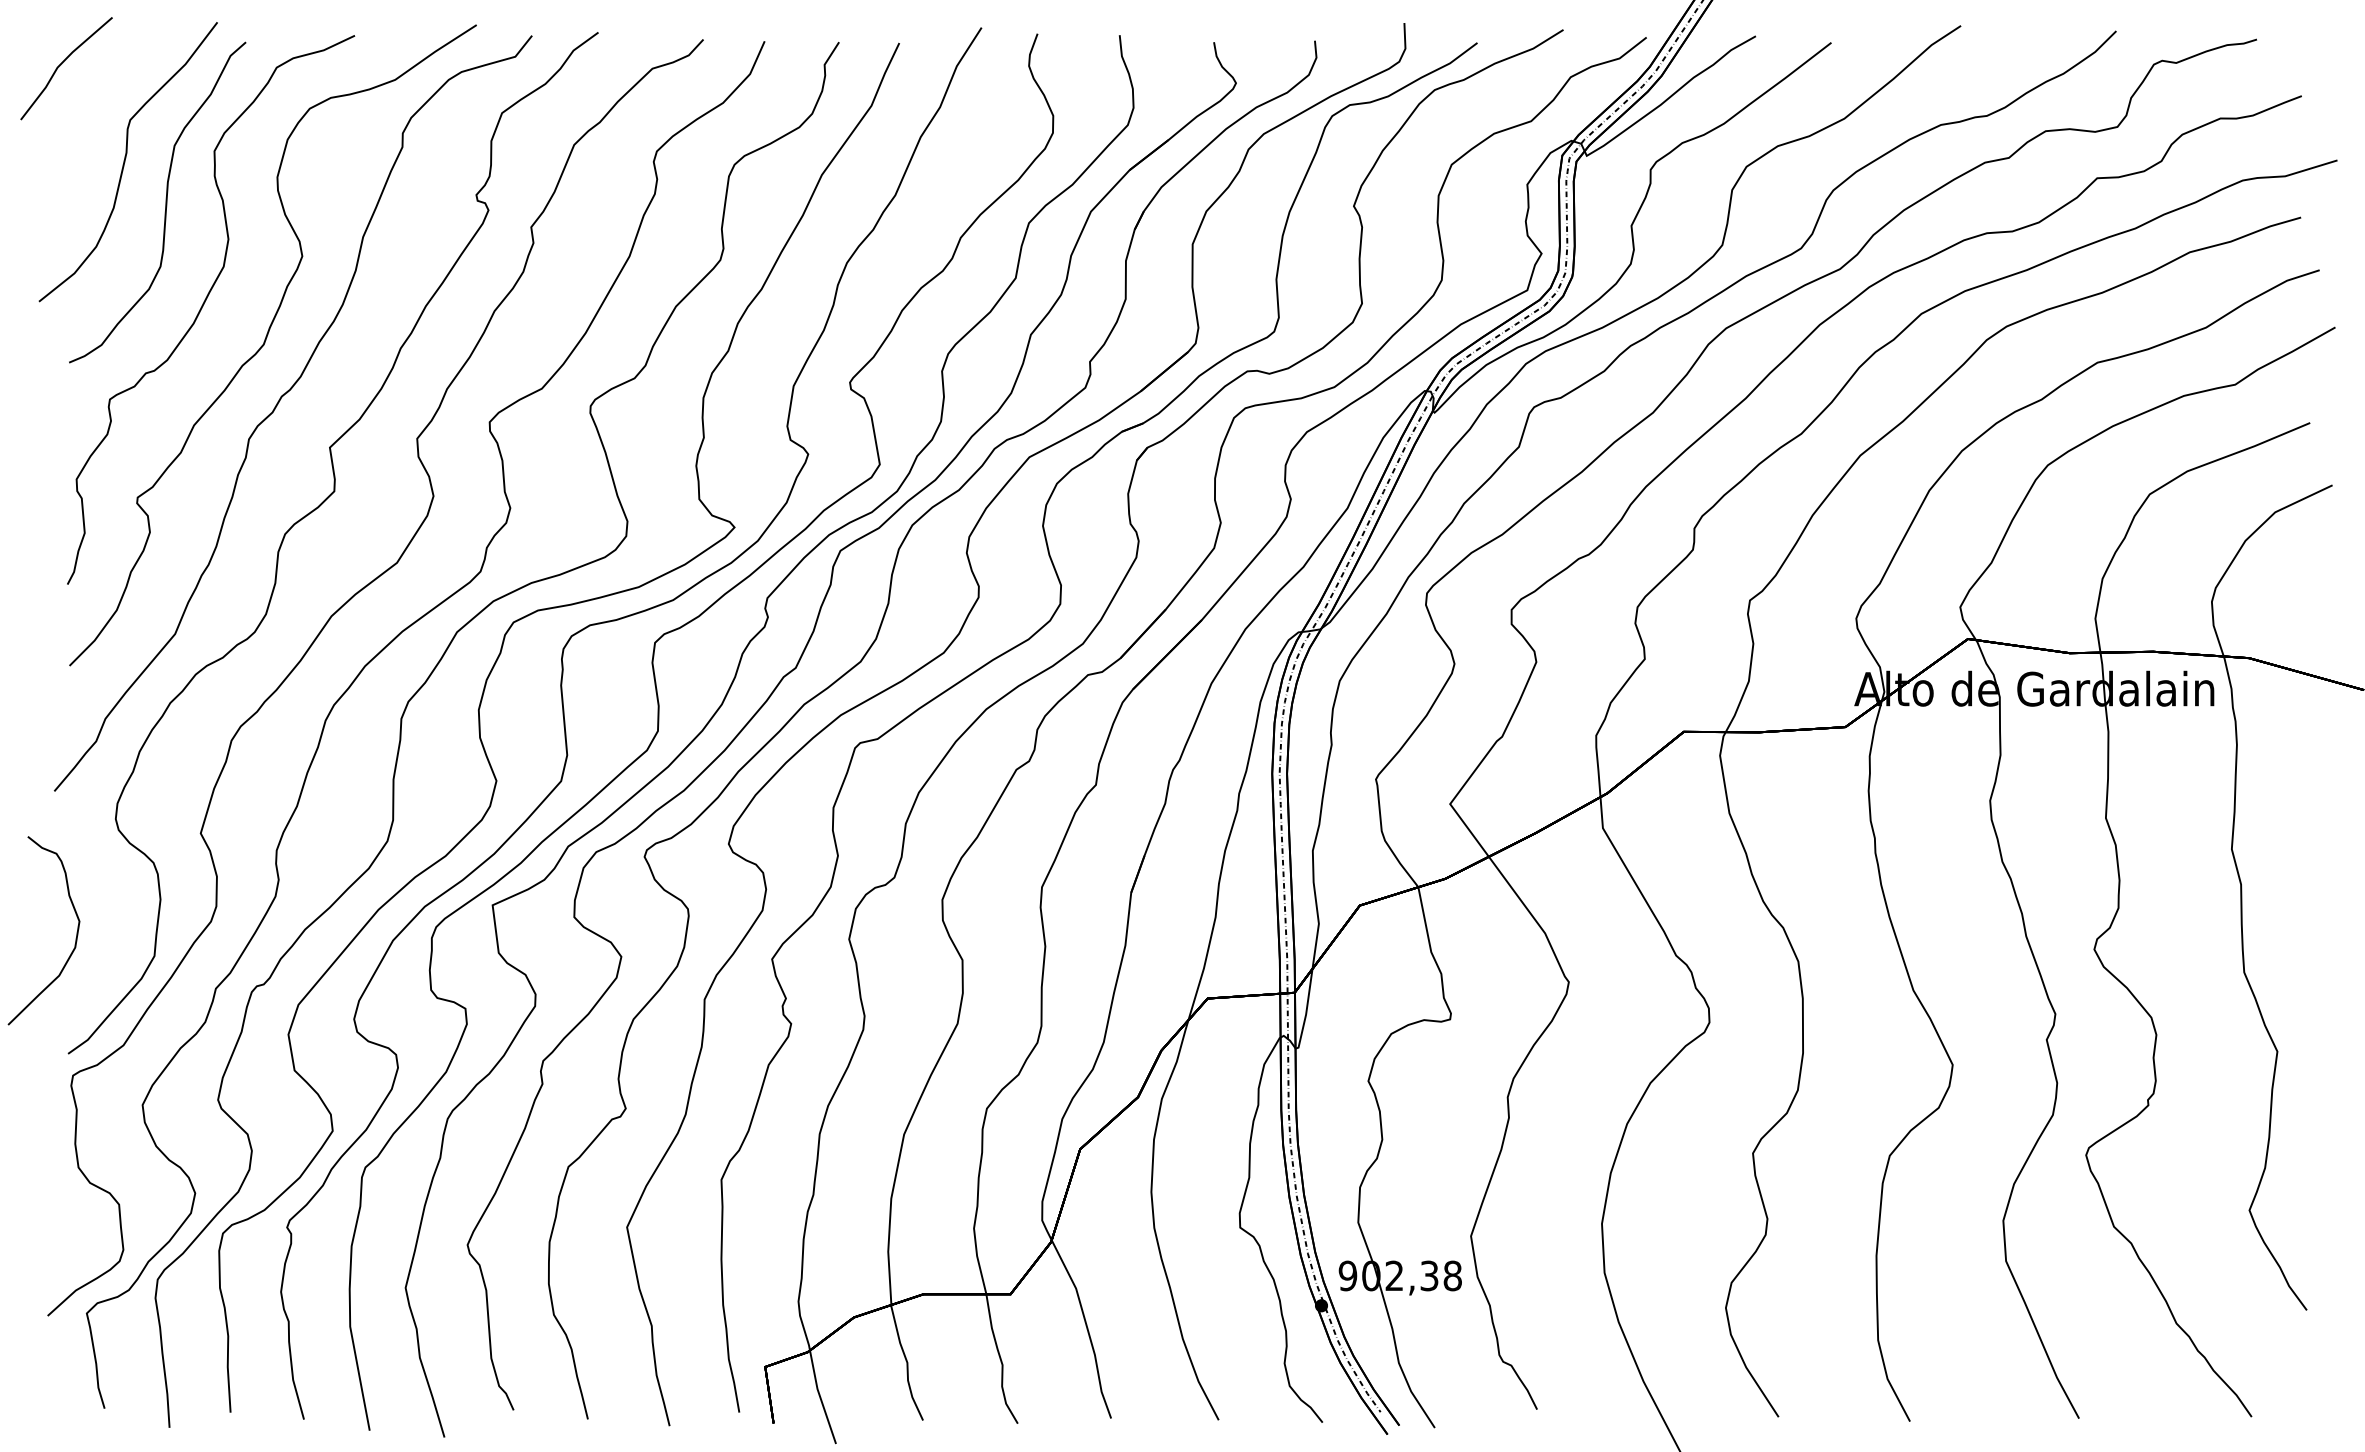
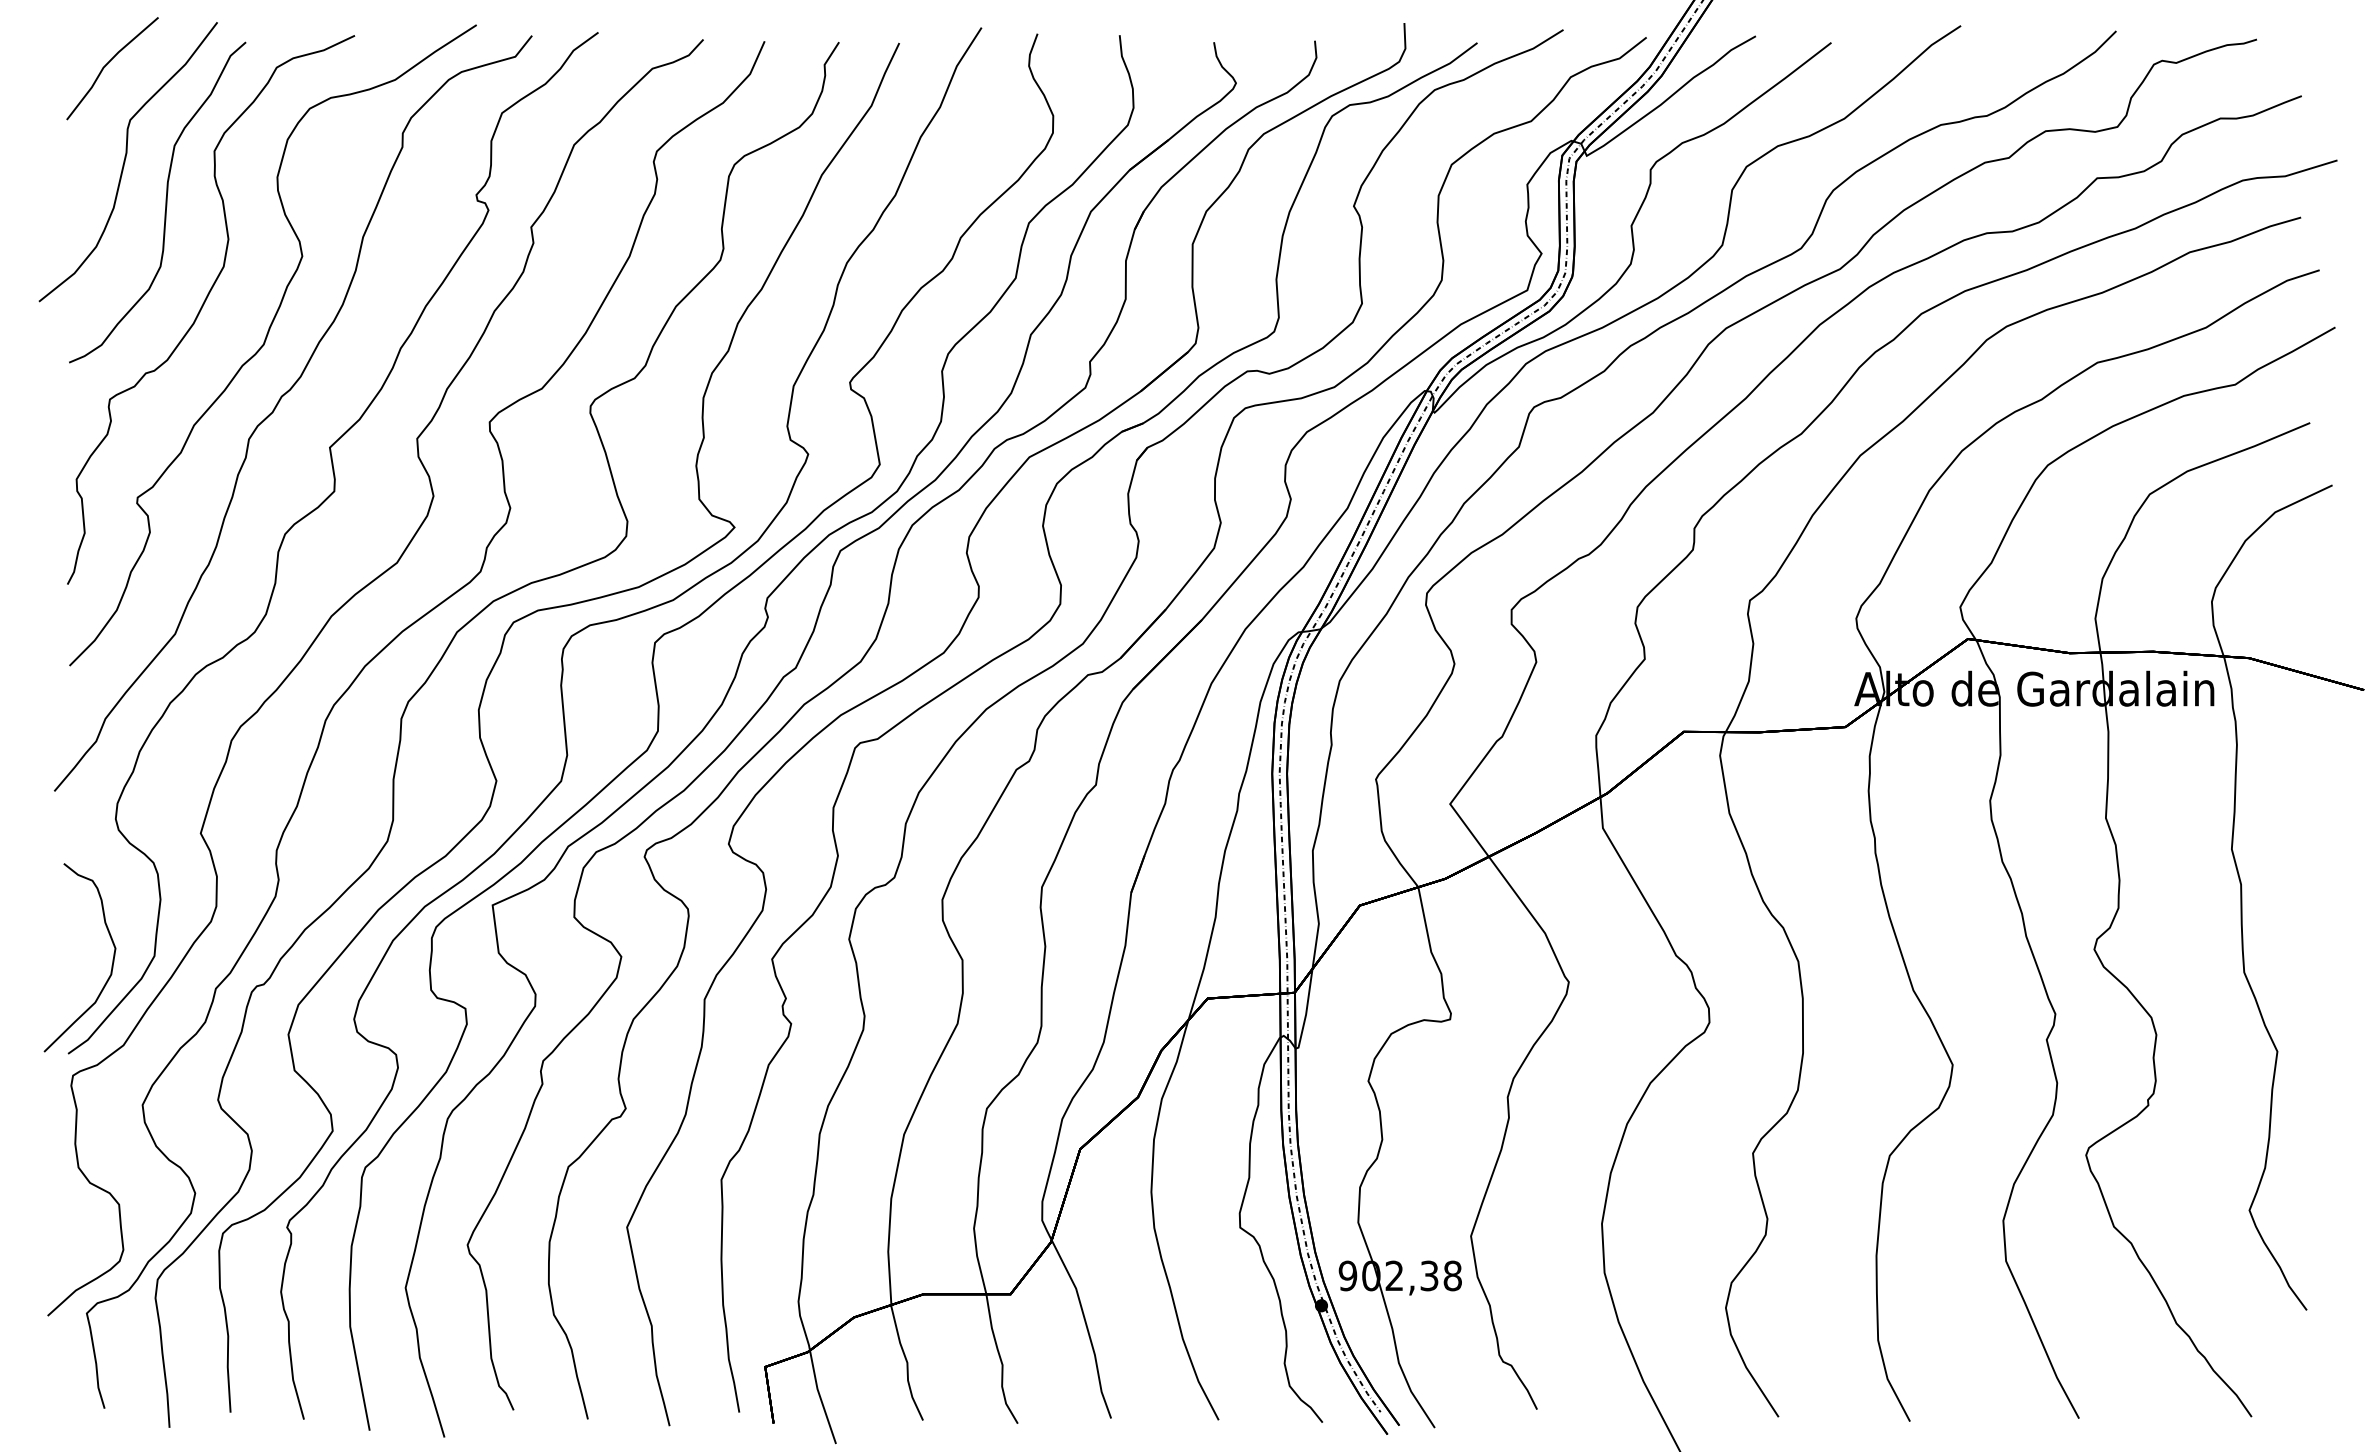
line position: (60, 66) -> (106, 66) (106, 66)
curve position: (75, 938) -> (111, 965) (111, 965)
